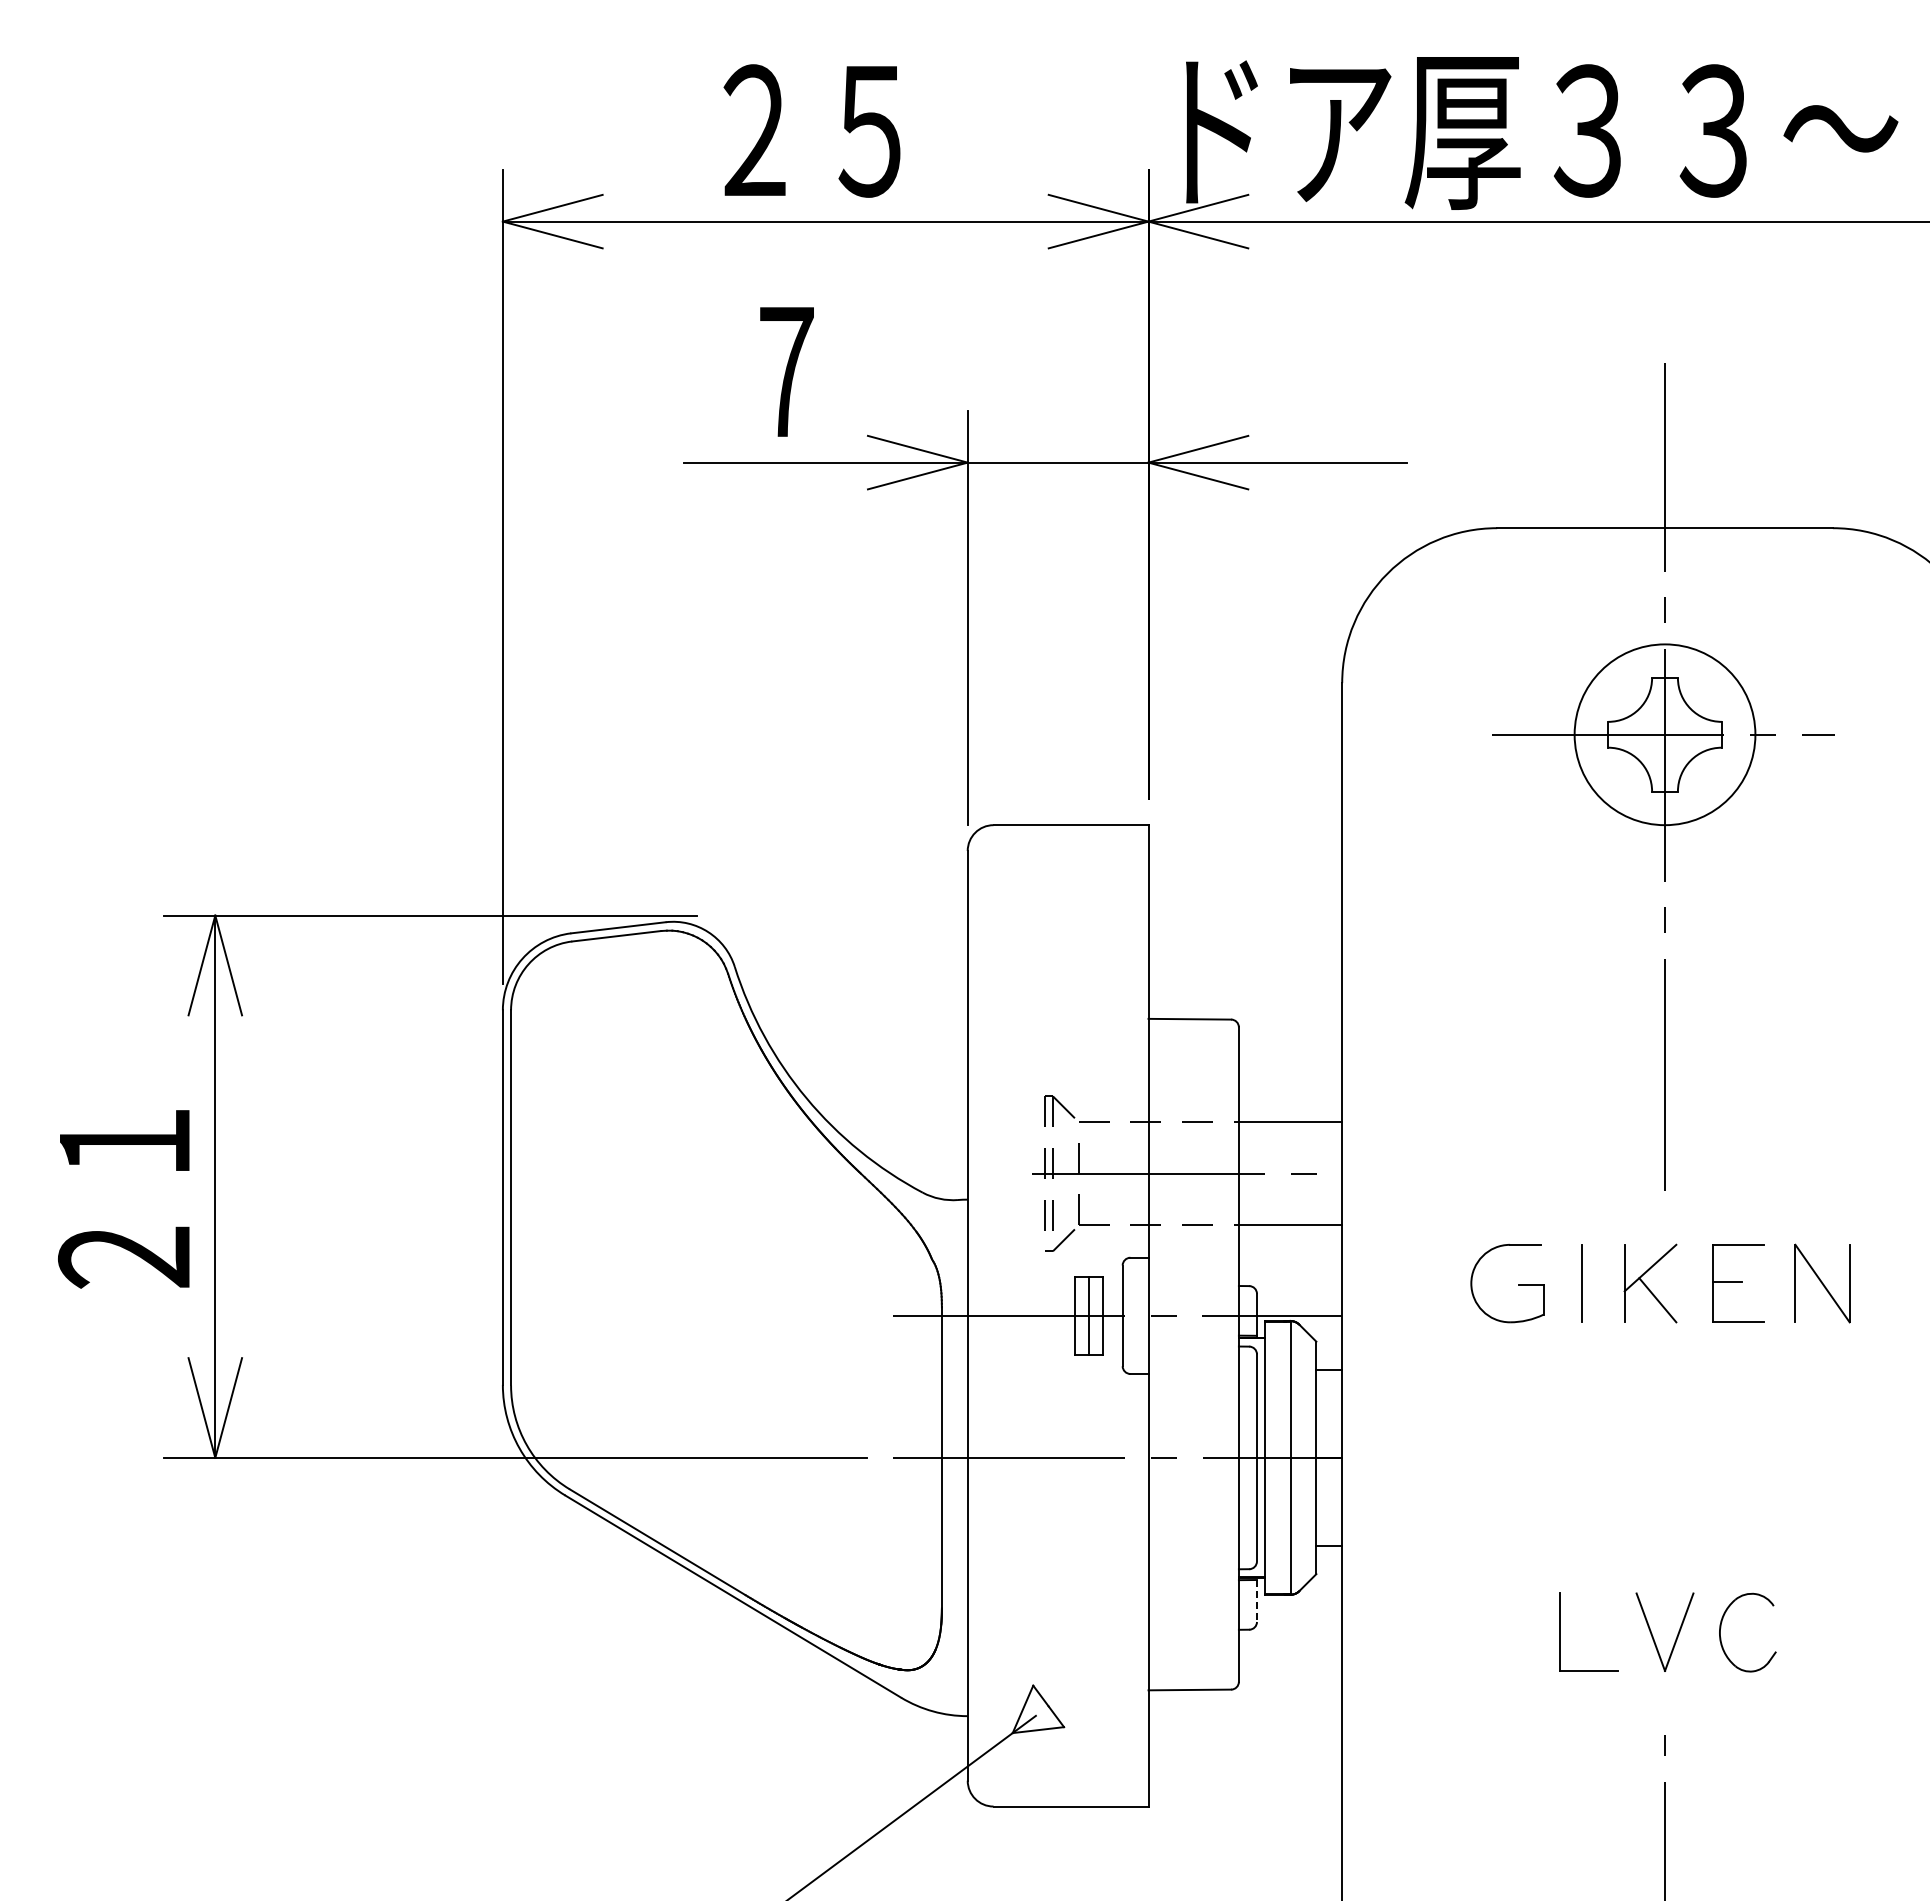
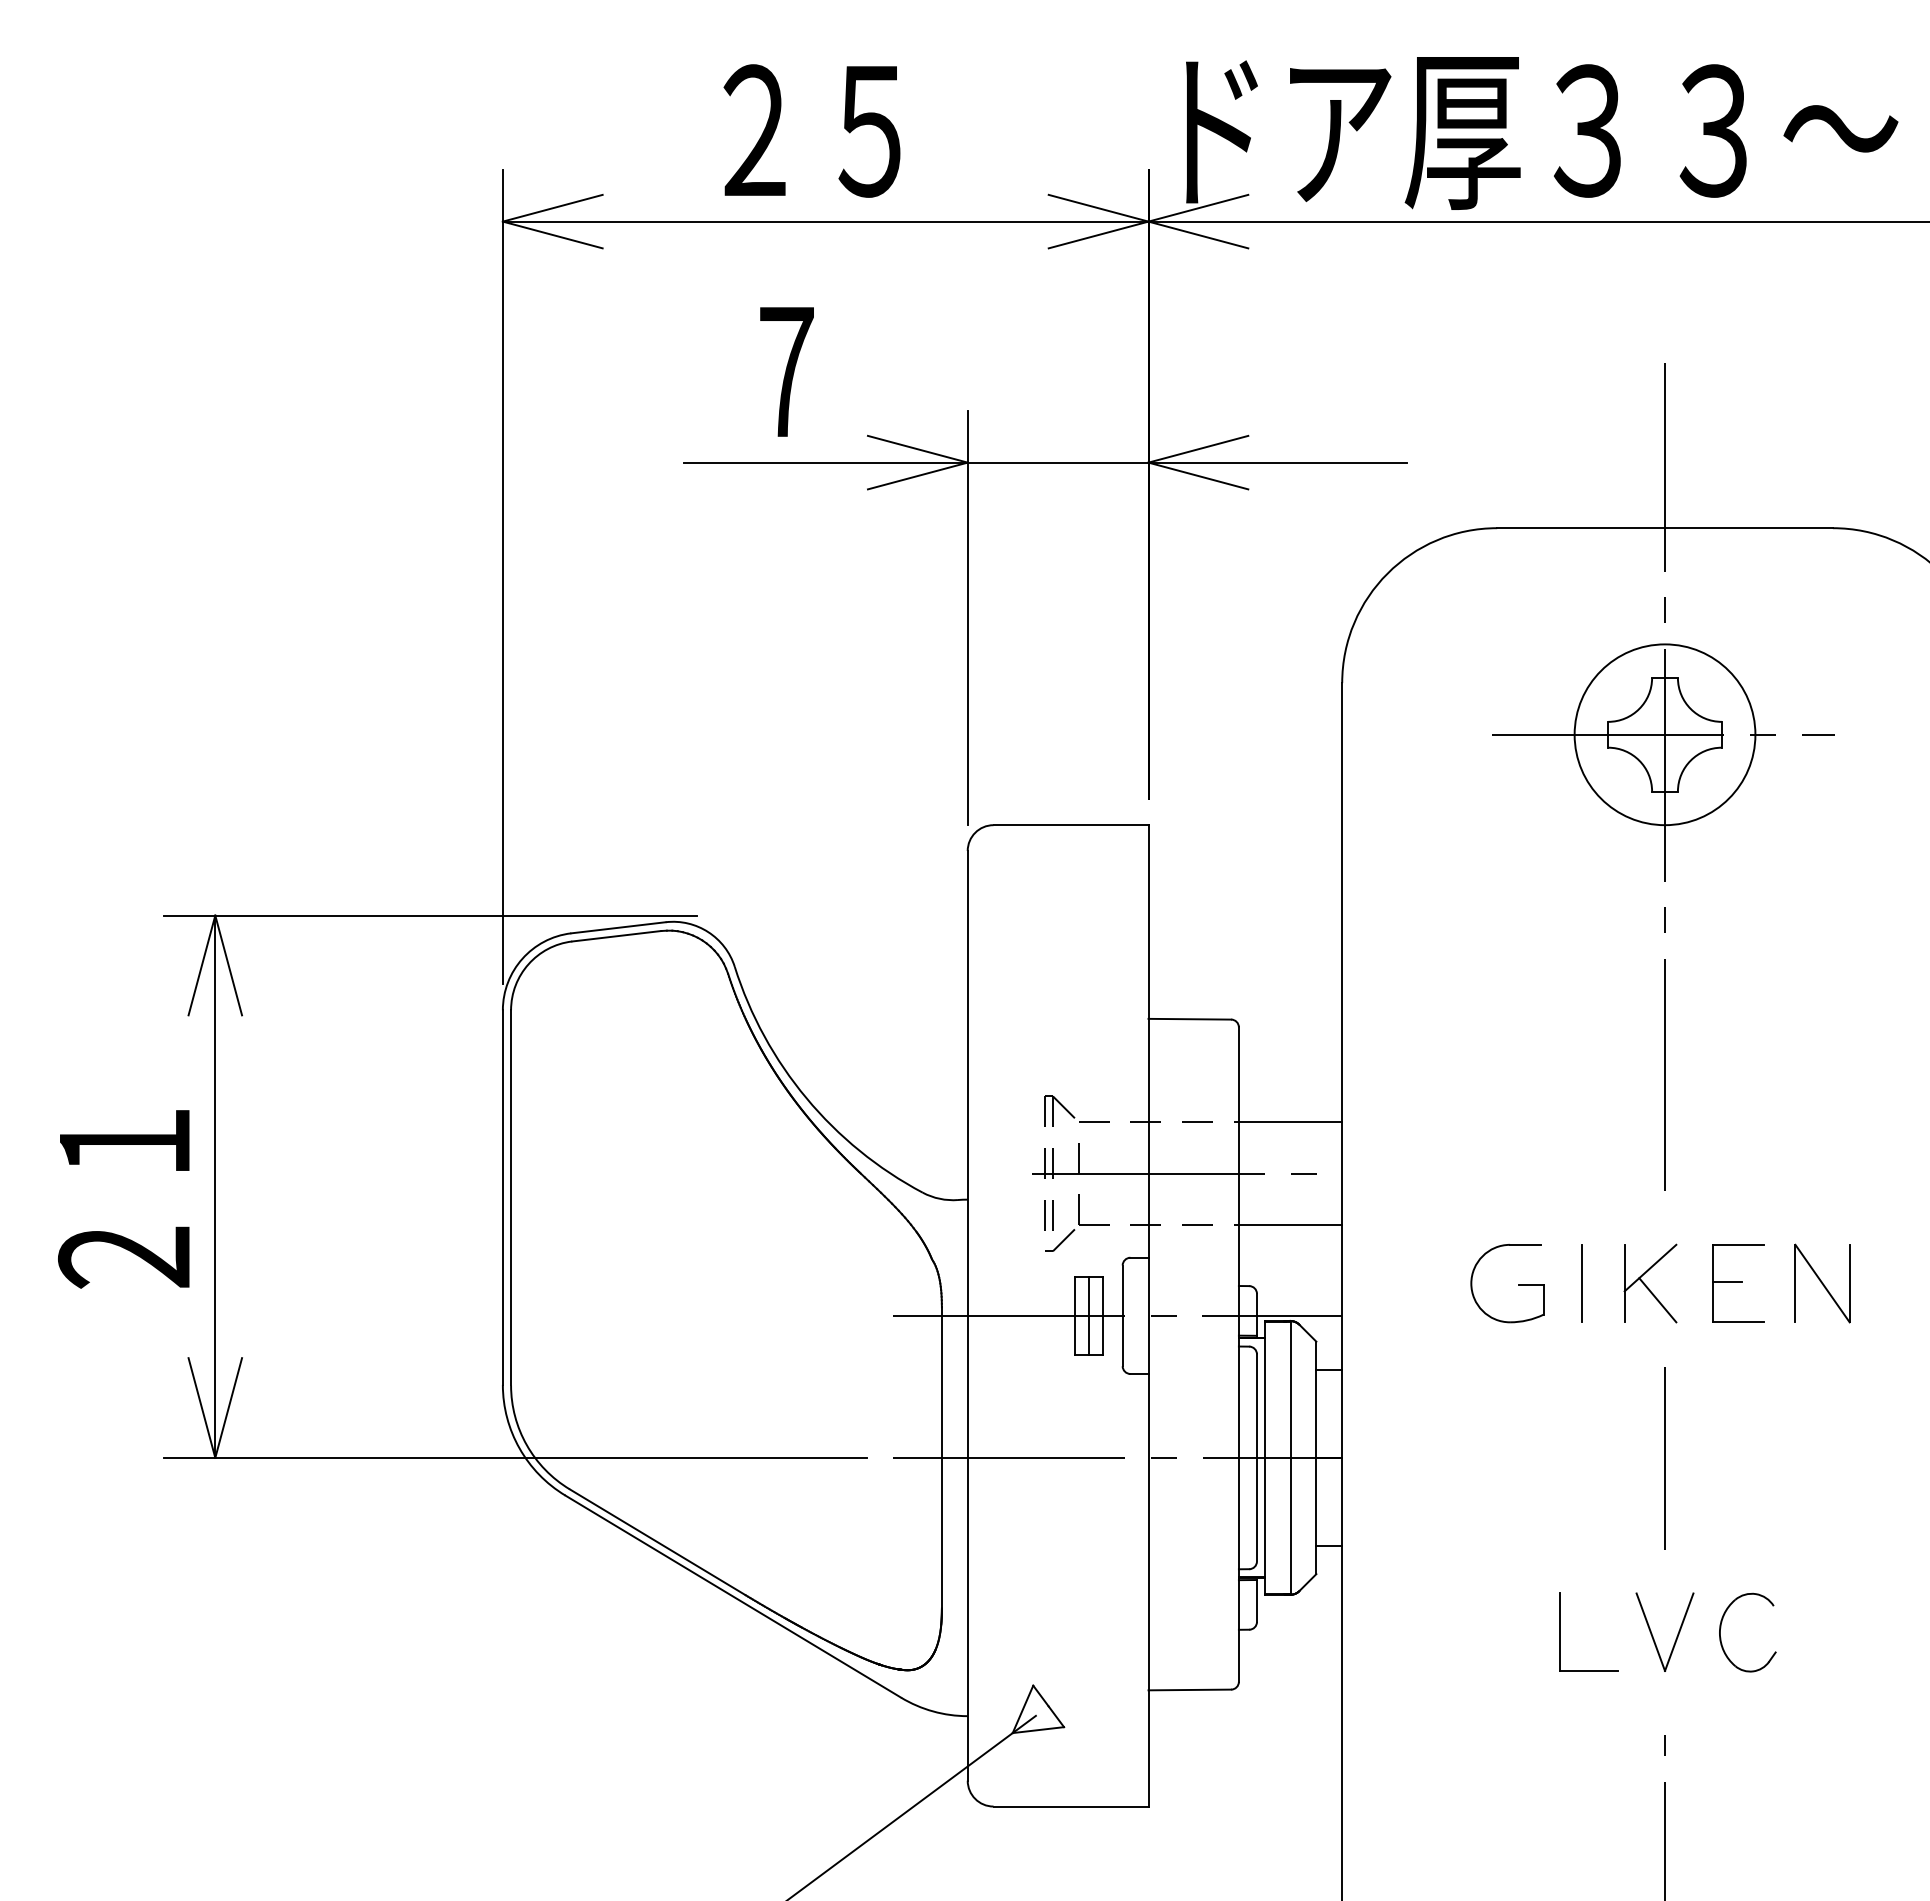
line: none -> present (1665, 1458)
line: dashed -> solid (1256, 1600)
